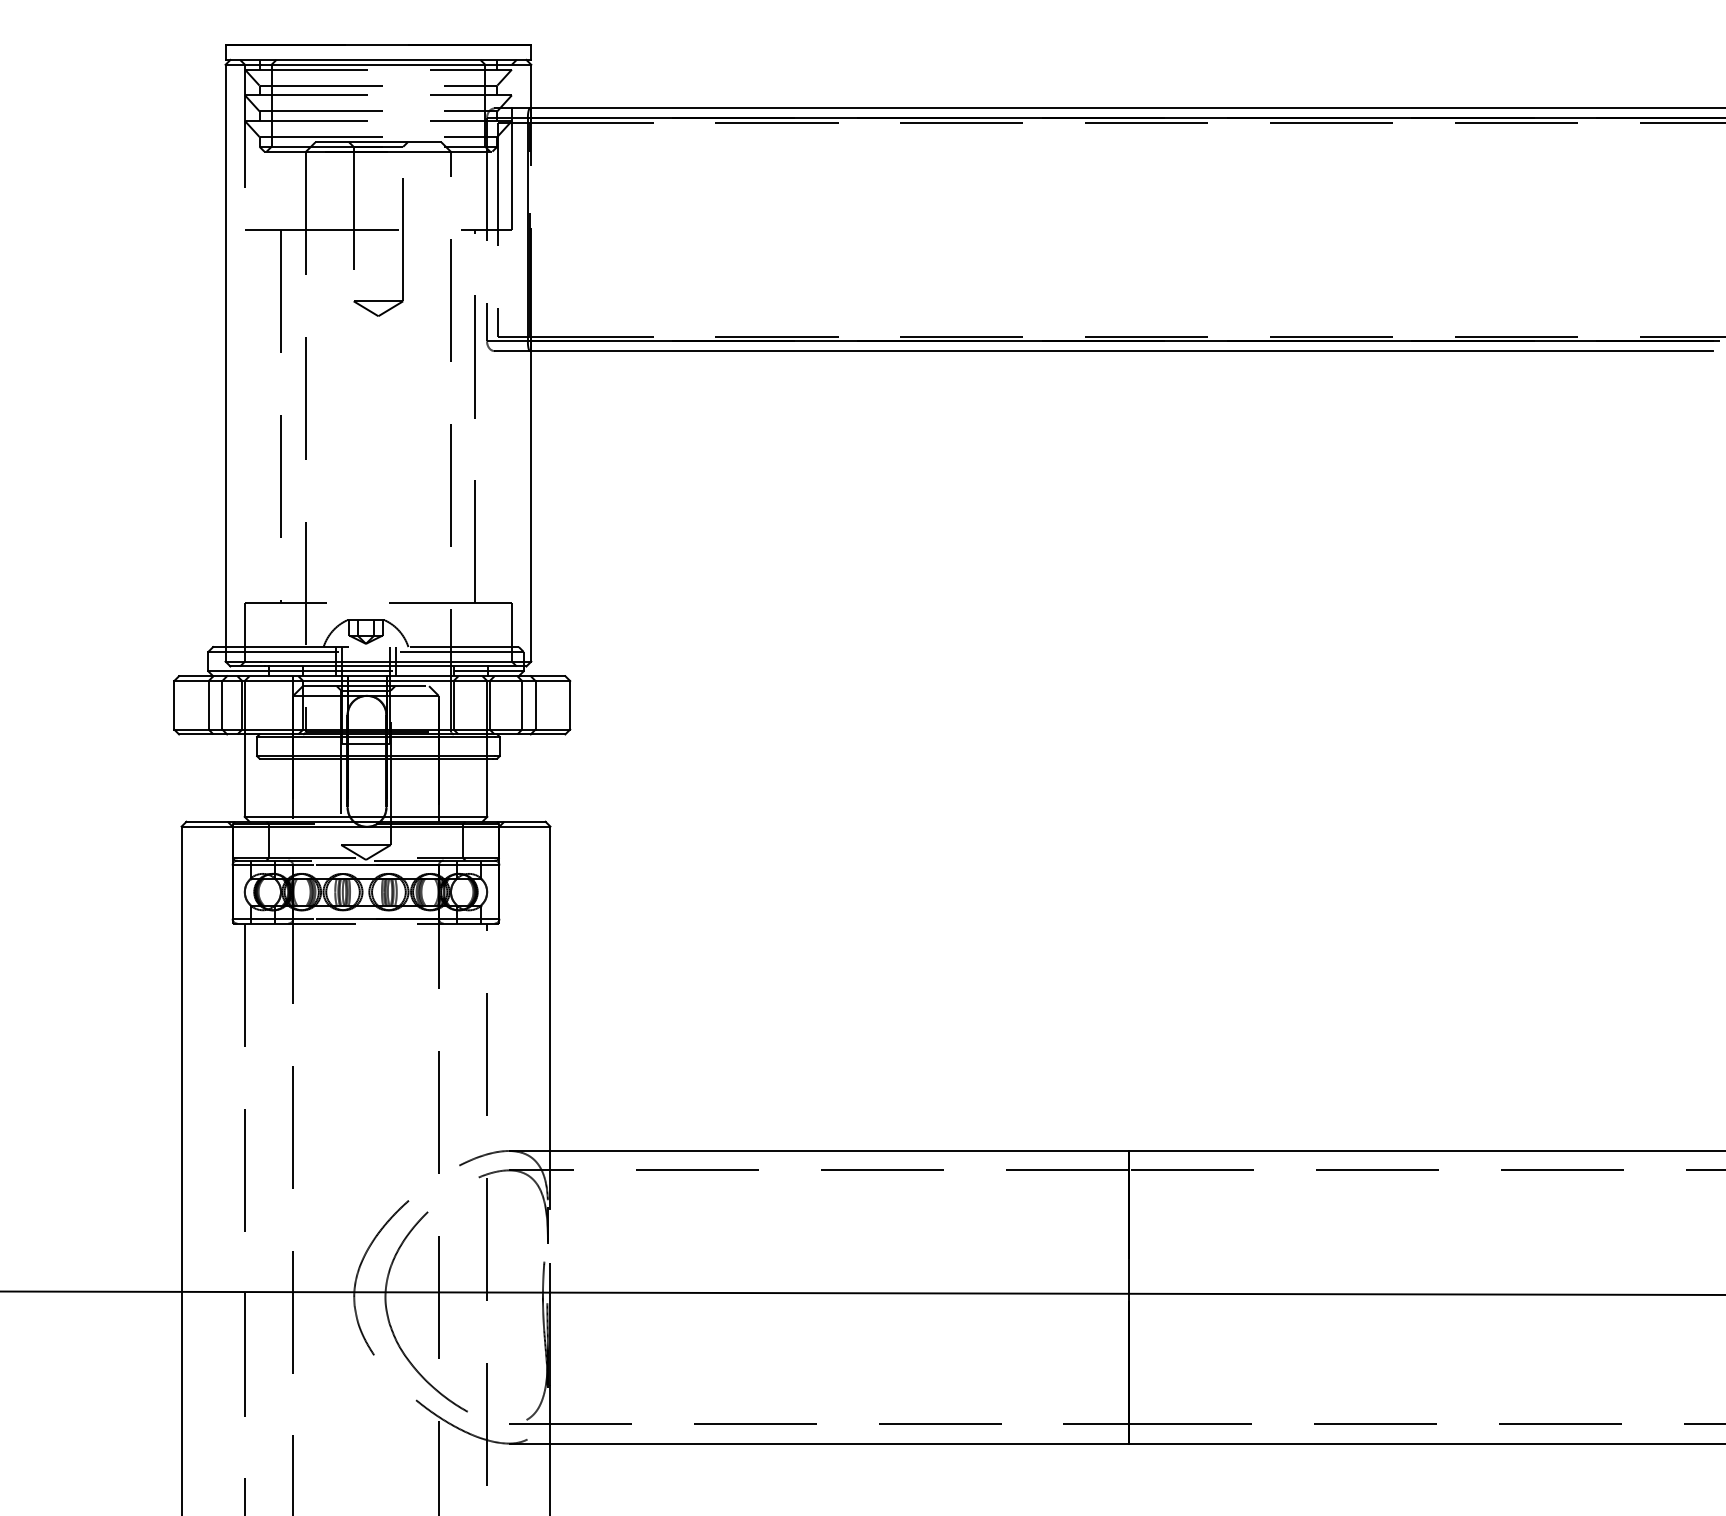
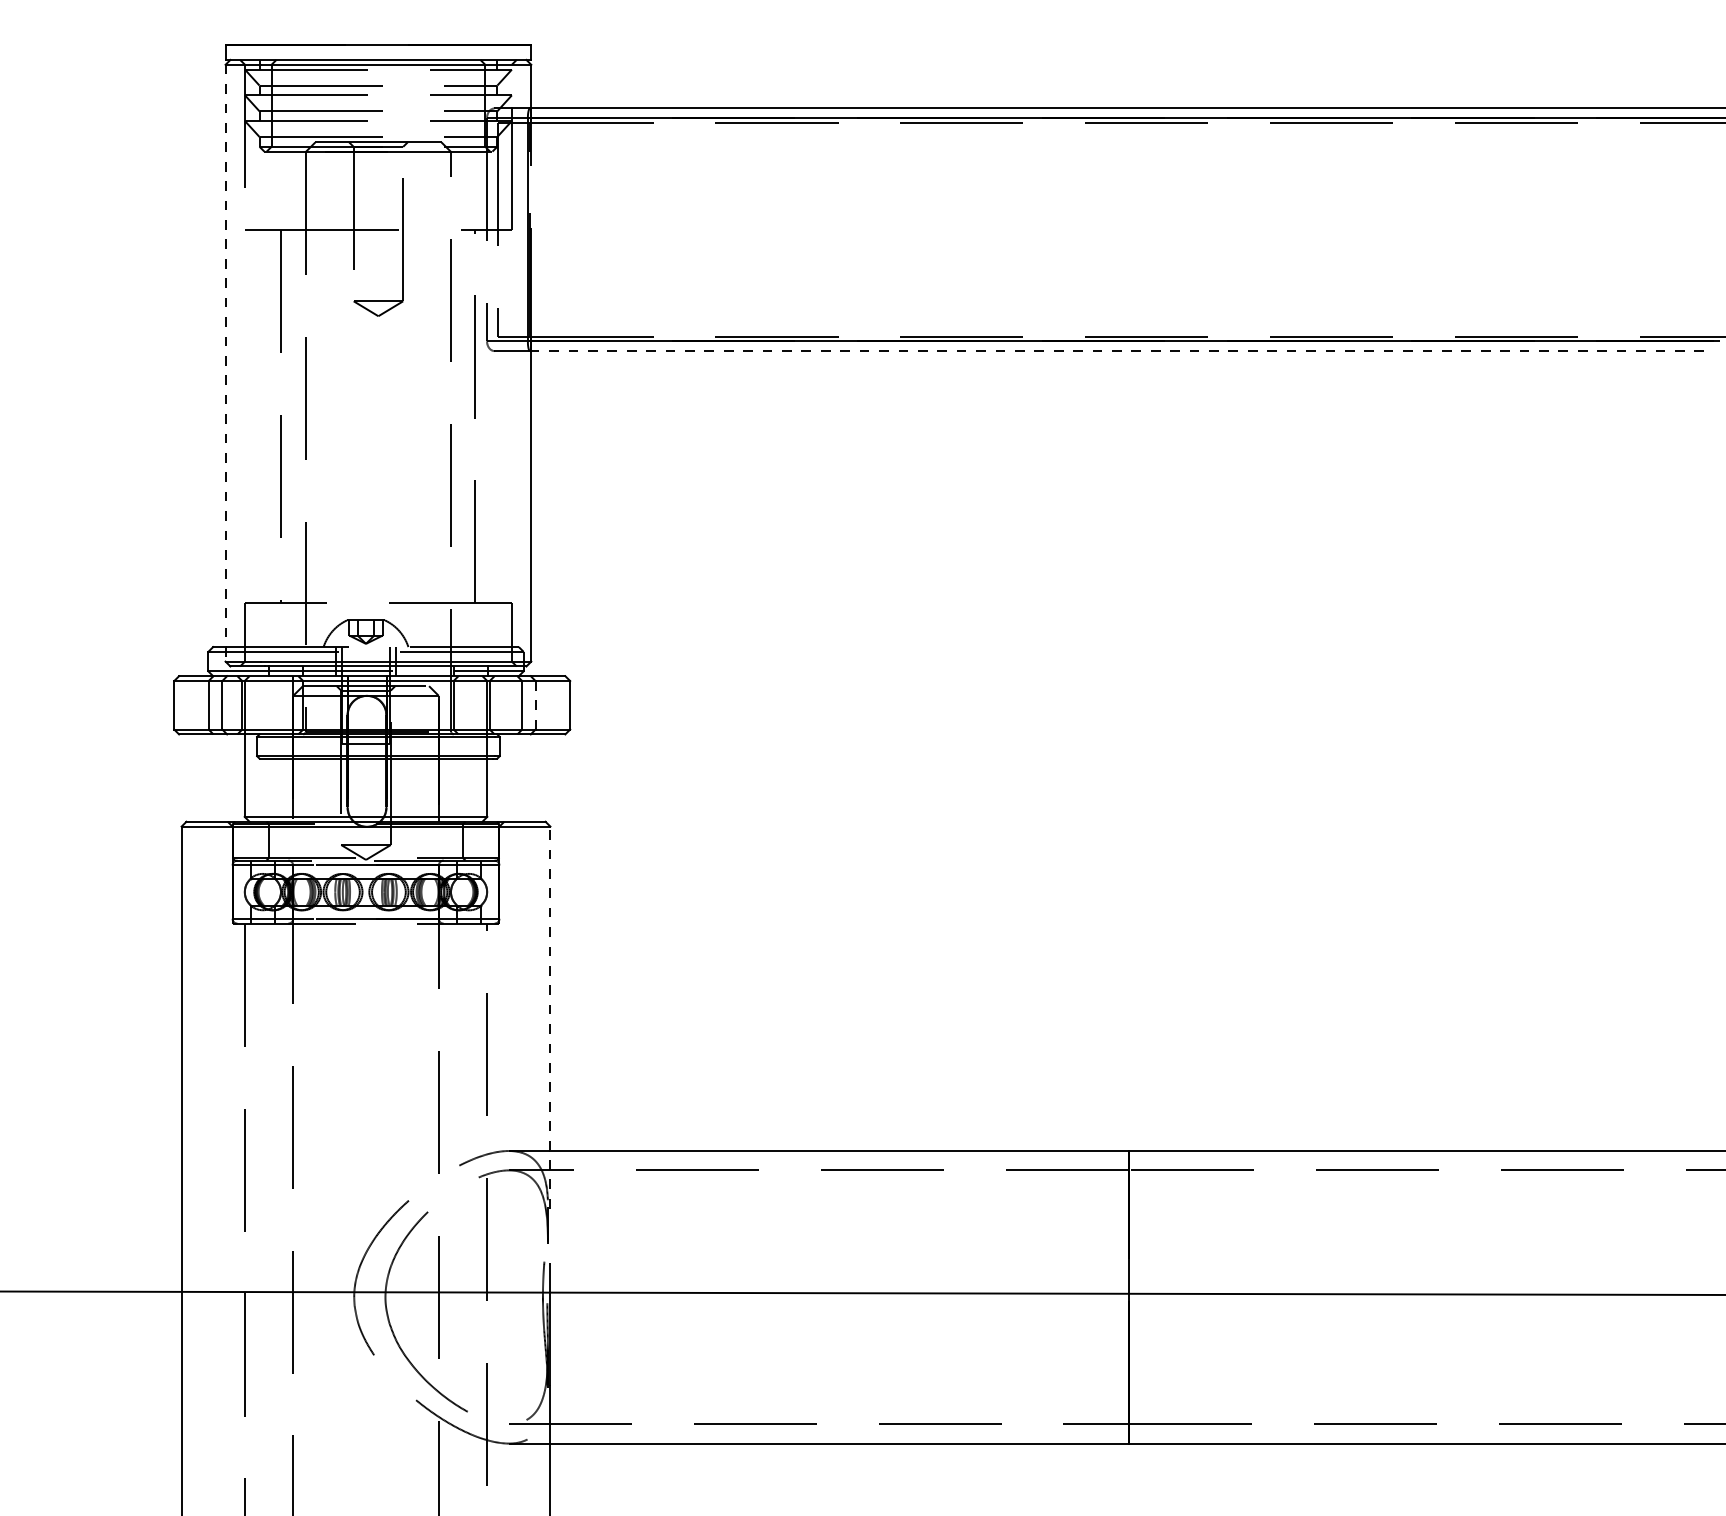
line: solid -> dashed (1121, 351)
line: solid -> dashed (225, 363)
line: solid -> dashed (535, 705)
line: solid -> dashed (550, 1017)
